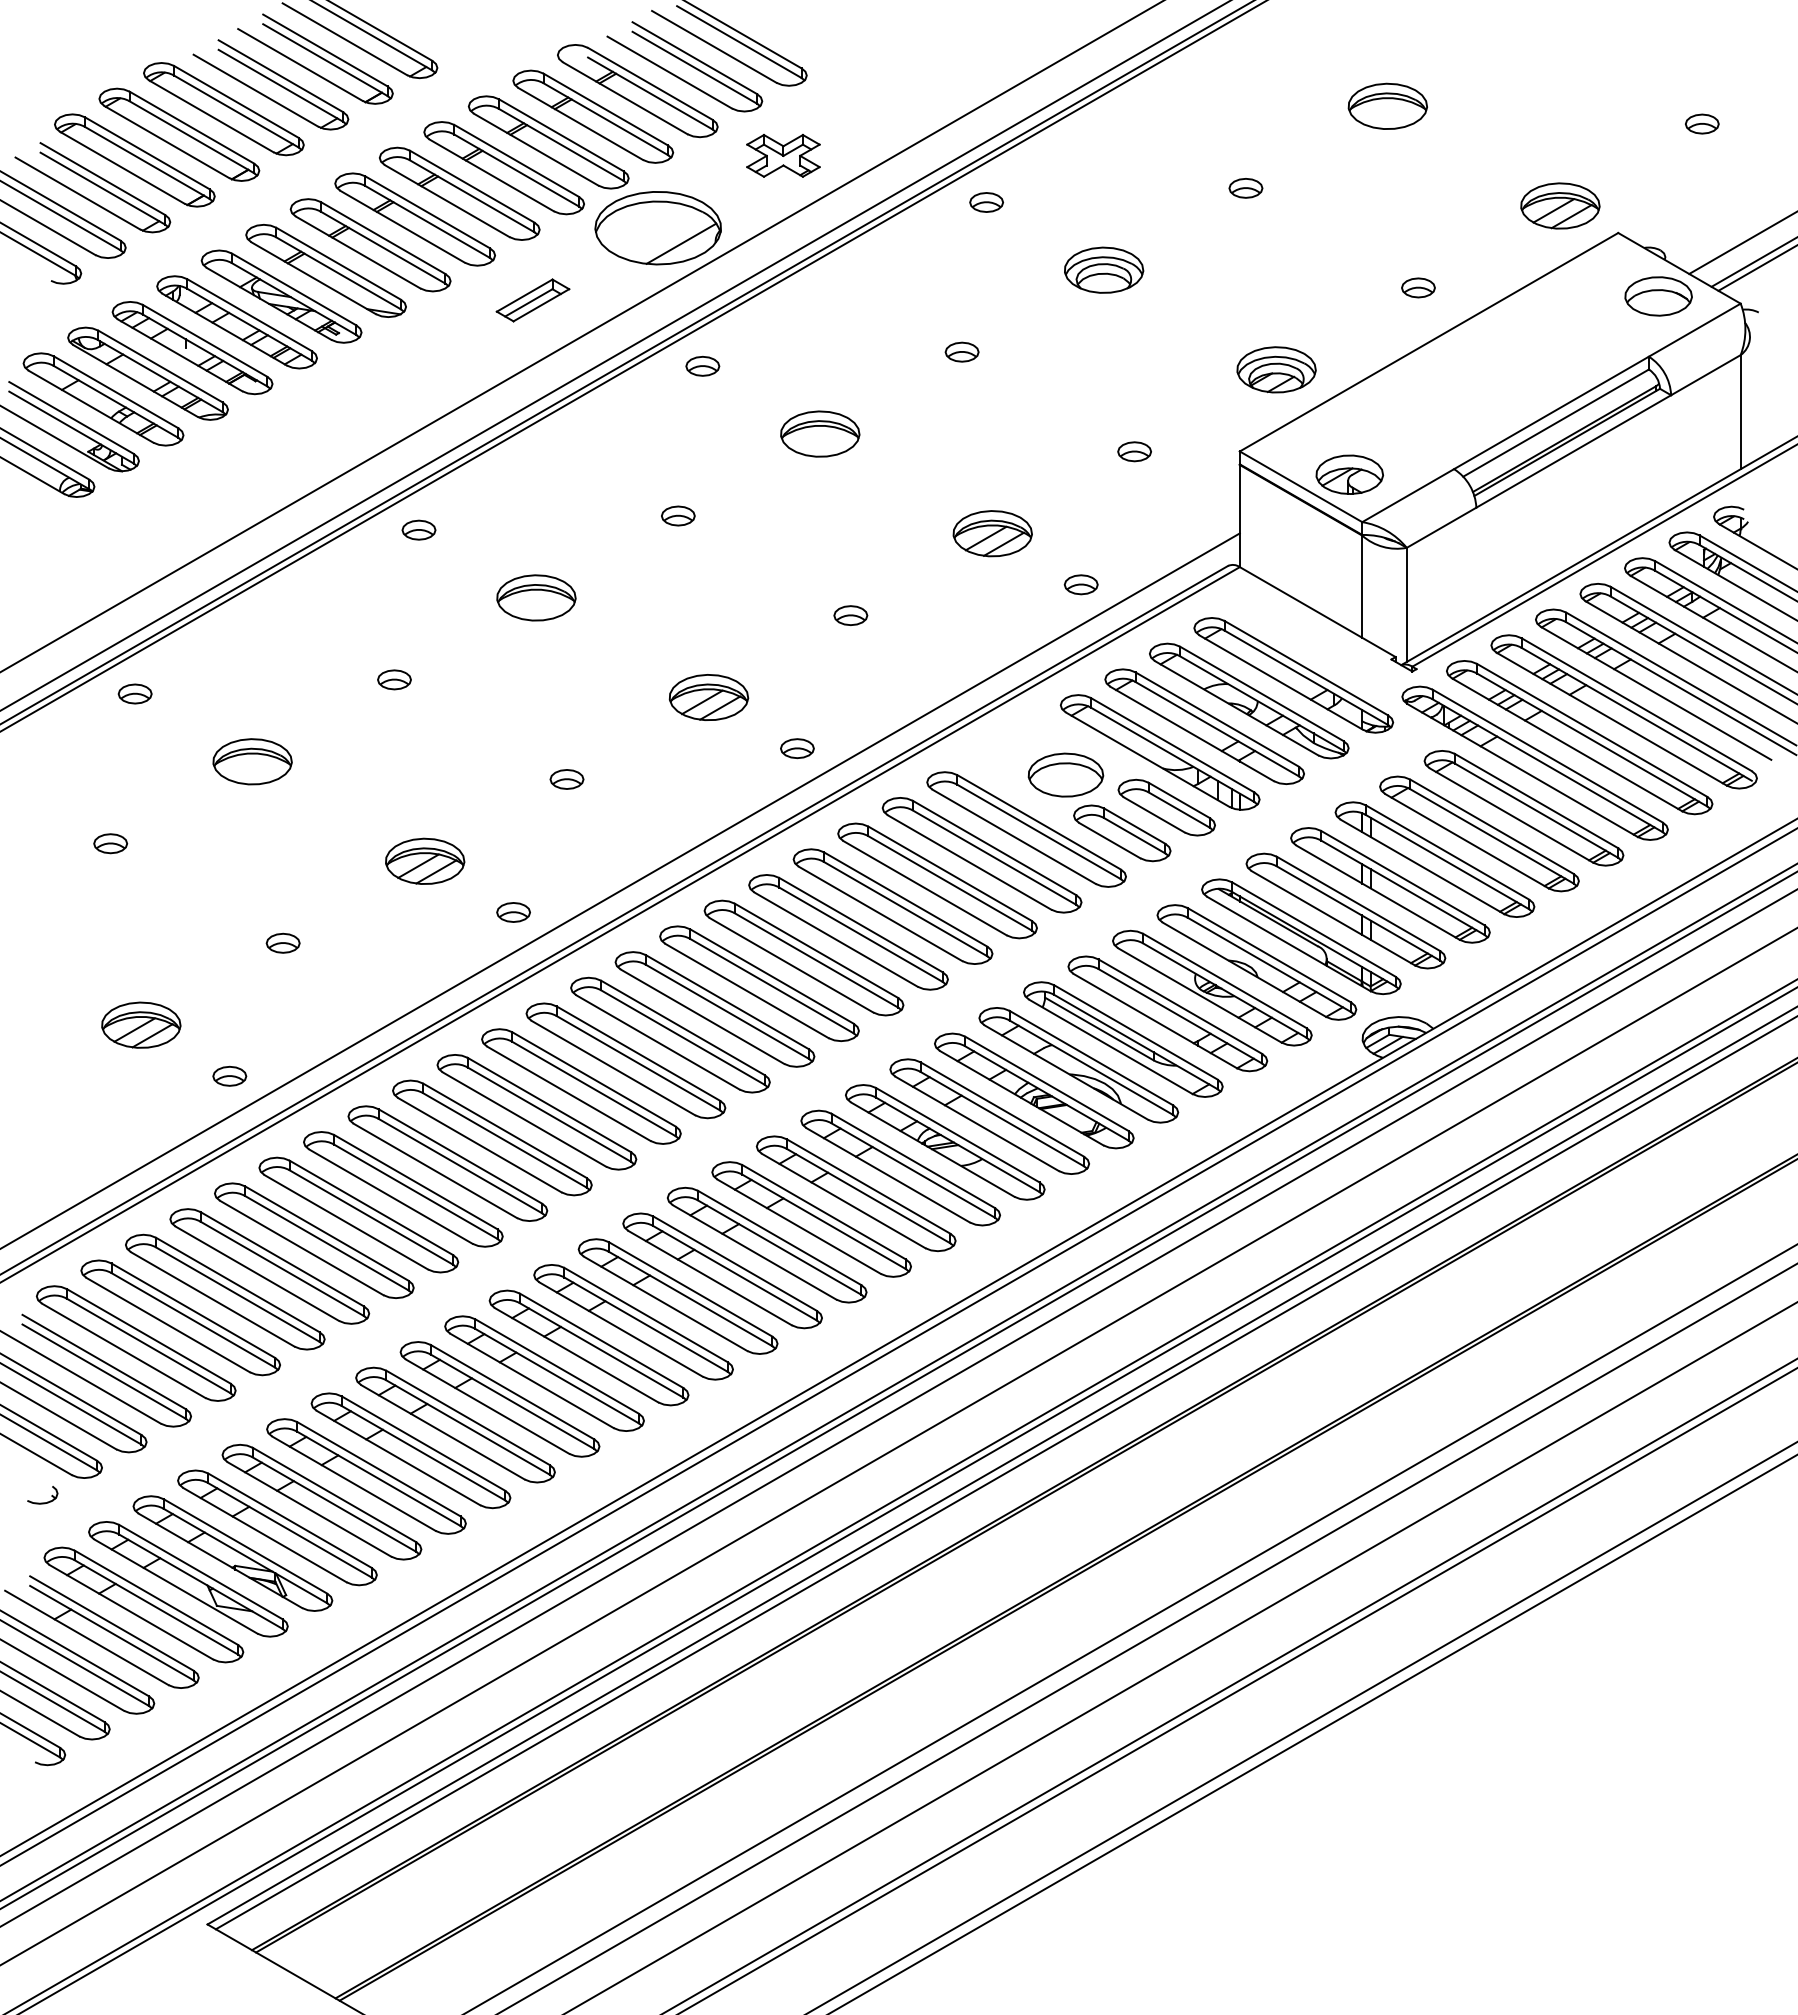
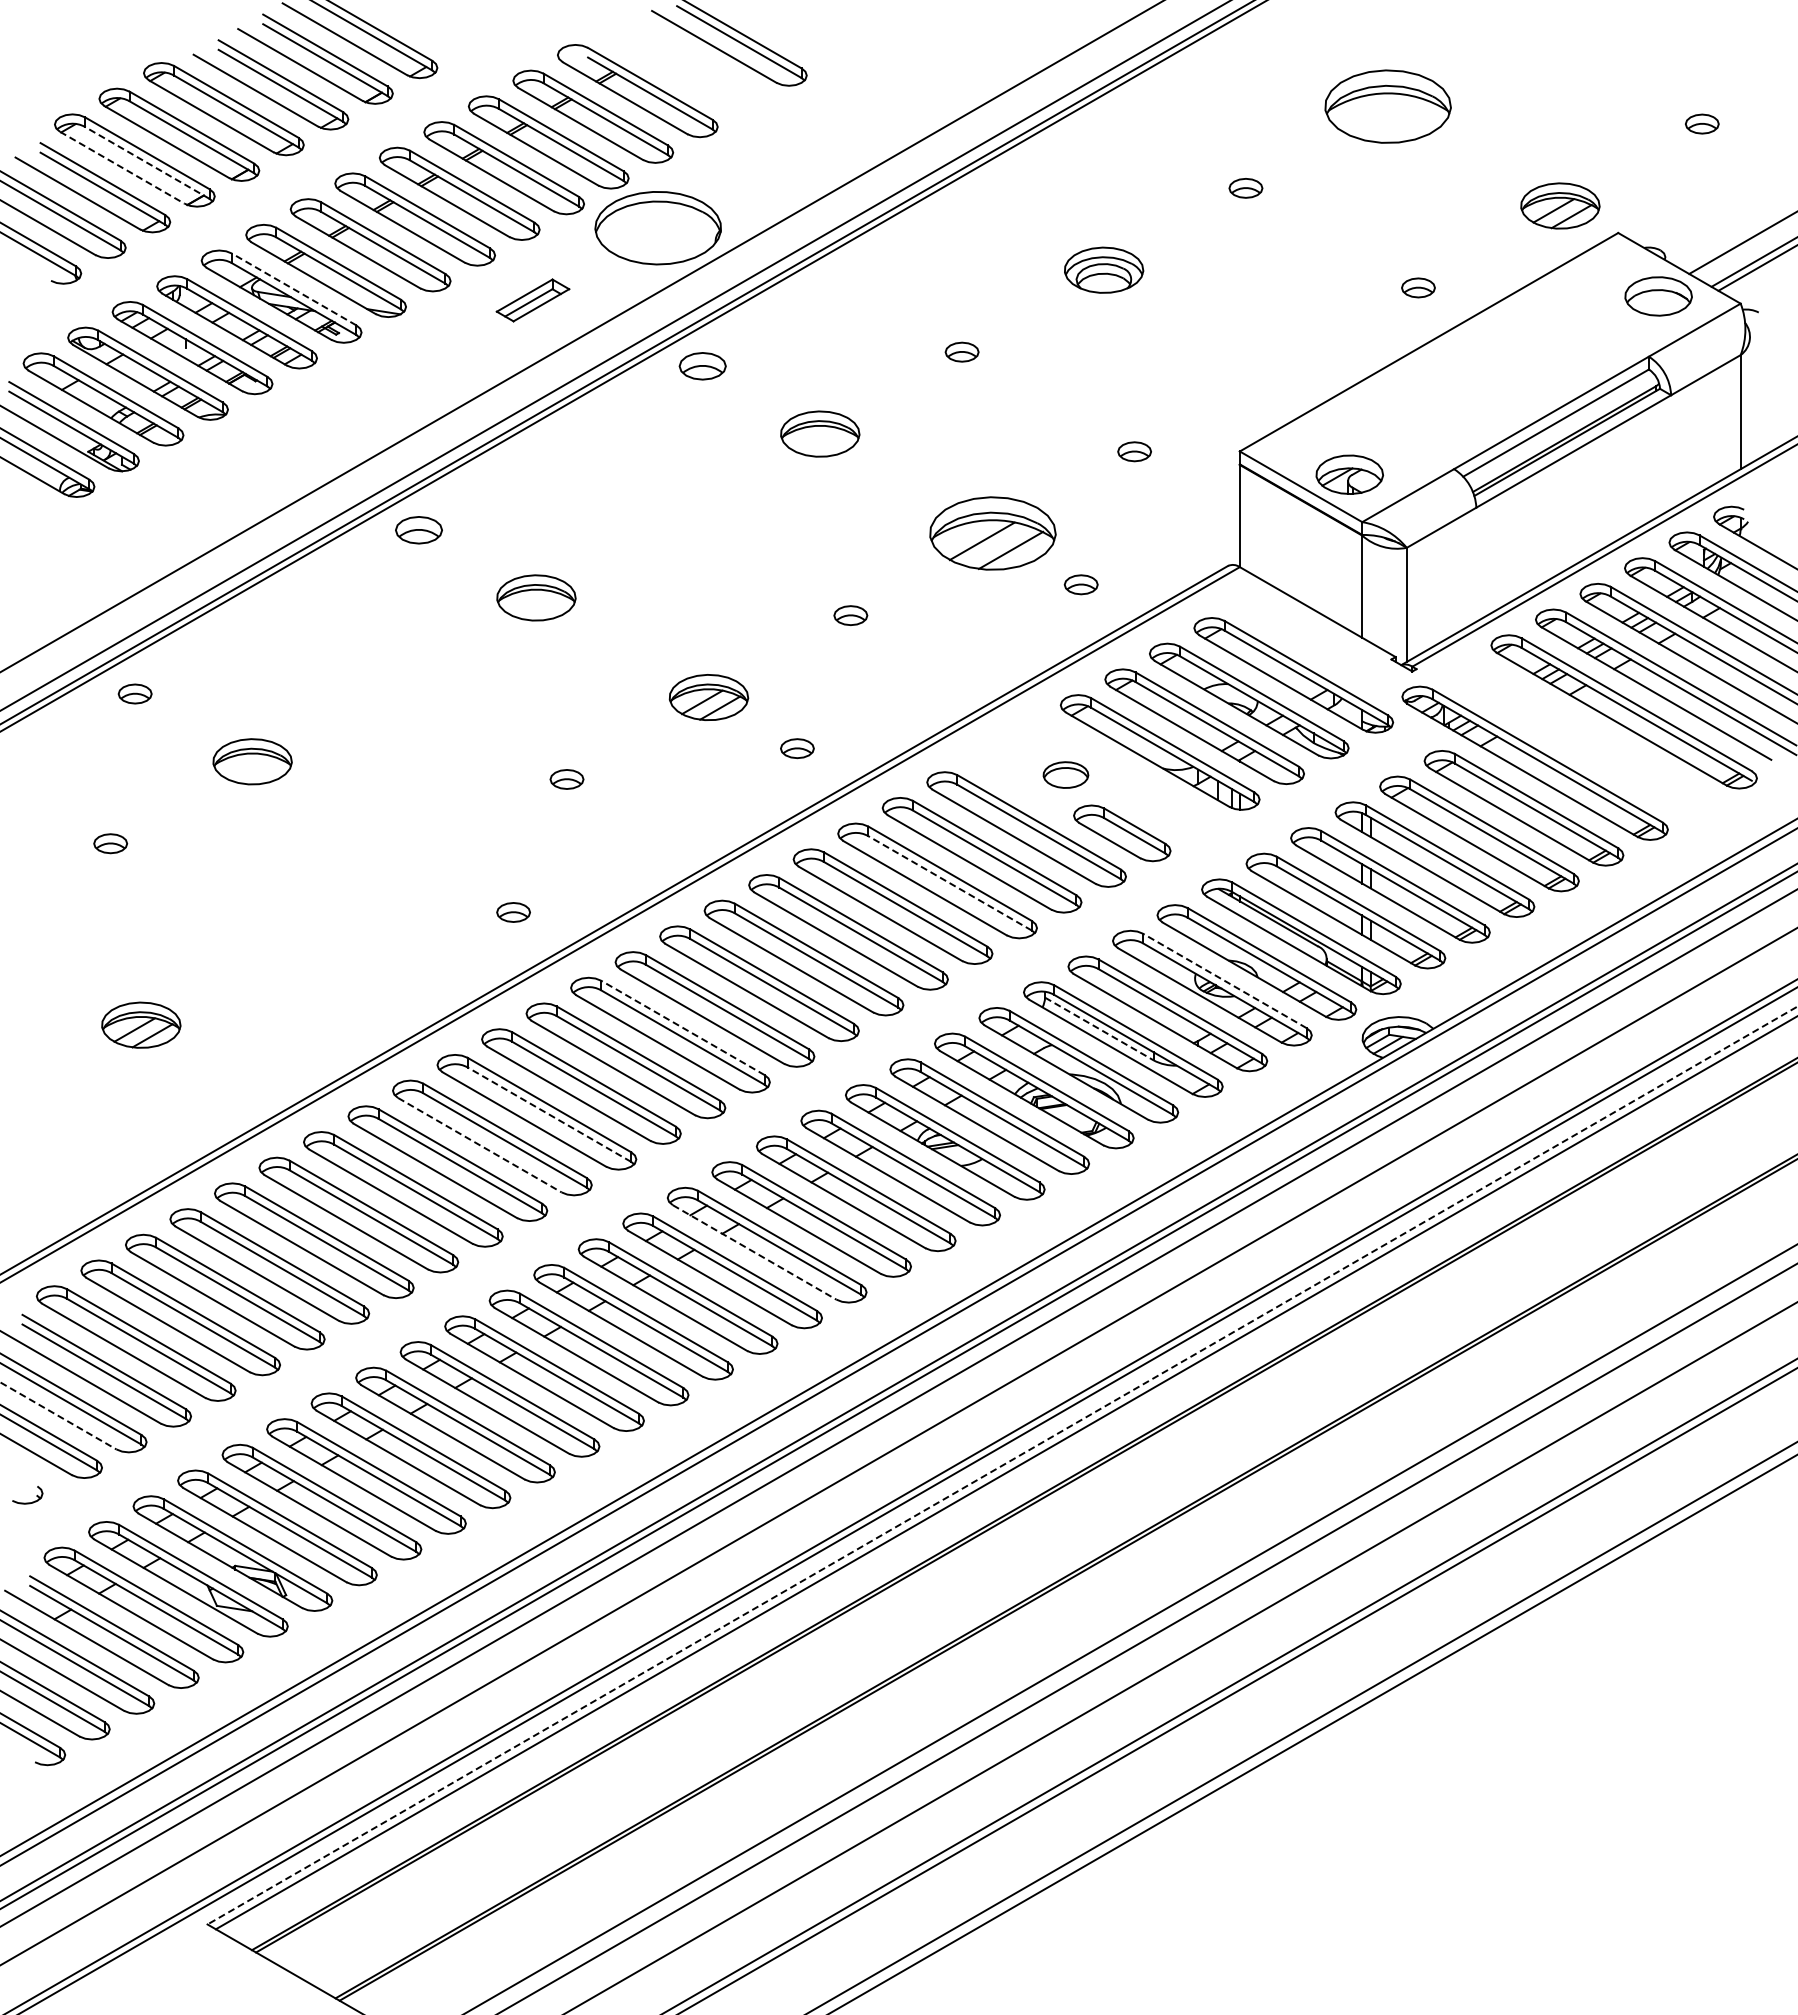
part: present -> none (684, 66)
part size: 81x48 px -> 128x75 px (1387, 106)
part: present -> none (783, 155)
line: solid -> dashed (147, 162)
line: solid -> dashed (122, 167)
part: present -> none (986, 202)
line: present -> none (681, 243)
line: solid -> dashed (294, 289)
part size: 36x21 px -> 49x29 px (702, 366)
part: present -> none (1276, 369)
part: present -> none (678, 515)
part size: 36x22 px -> 48x29 px (418, 530)
part size: 81x48 px -> 128x75 px (992, 533)
part: present -> none (394, 679)
part: present -> none (1579, 737)
part size: 78x46 px -> 48x28 px (1065, 774)
part: present -> none (1166, 807)
part: present -> none (425, 860)
line: solid -> dashed (949, 883)
line: present -> none (620, 890)
part: present -> none (282, 942)
line: solid -> dashed (1224, 980)
line: solid -> dashed (682, 1027)
line: solid -> dashed (1099, 1029)
part: present -> none (229, 1075)
line: solid -> dashed (549, 1114)
line: solid -> dashed (480, 1145)
line: solid -> dashed (755, 1252)
line: solid -> dashed (58, 1415)
line: solid -> dashed (1002, 1465)
part position: (42, 1502) -> (27, 1502) (27, 1502)
